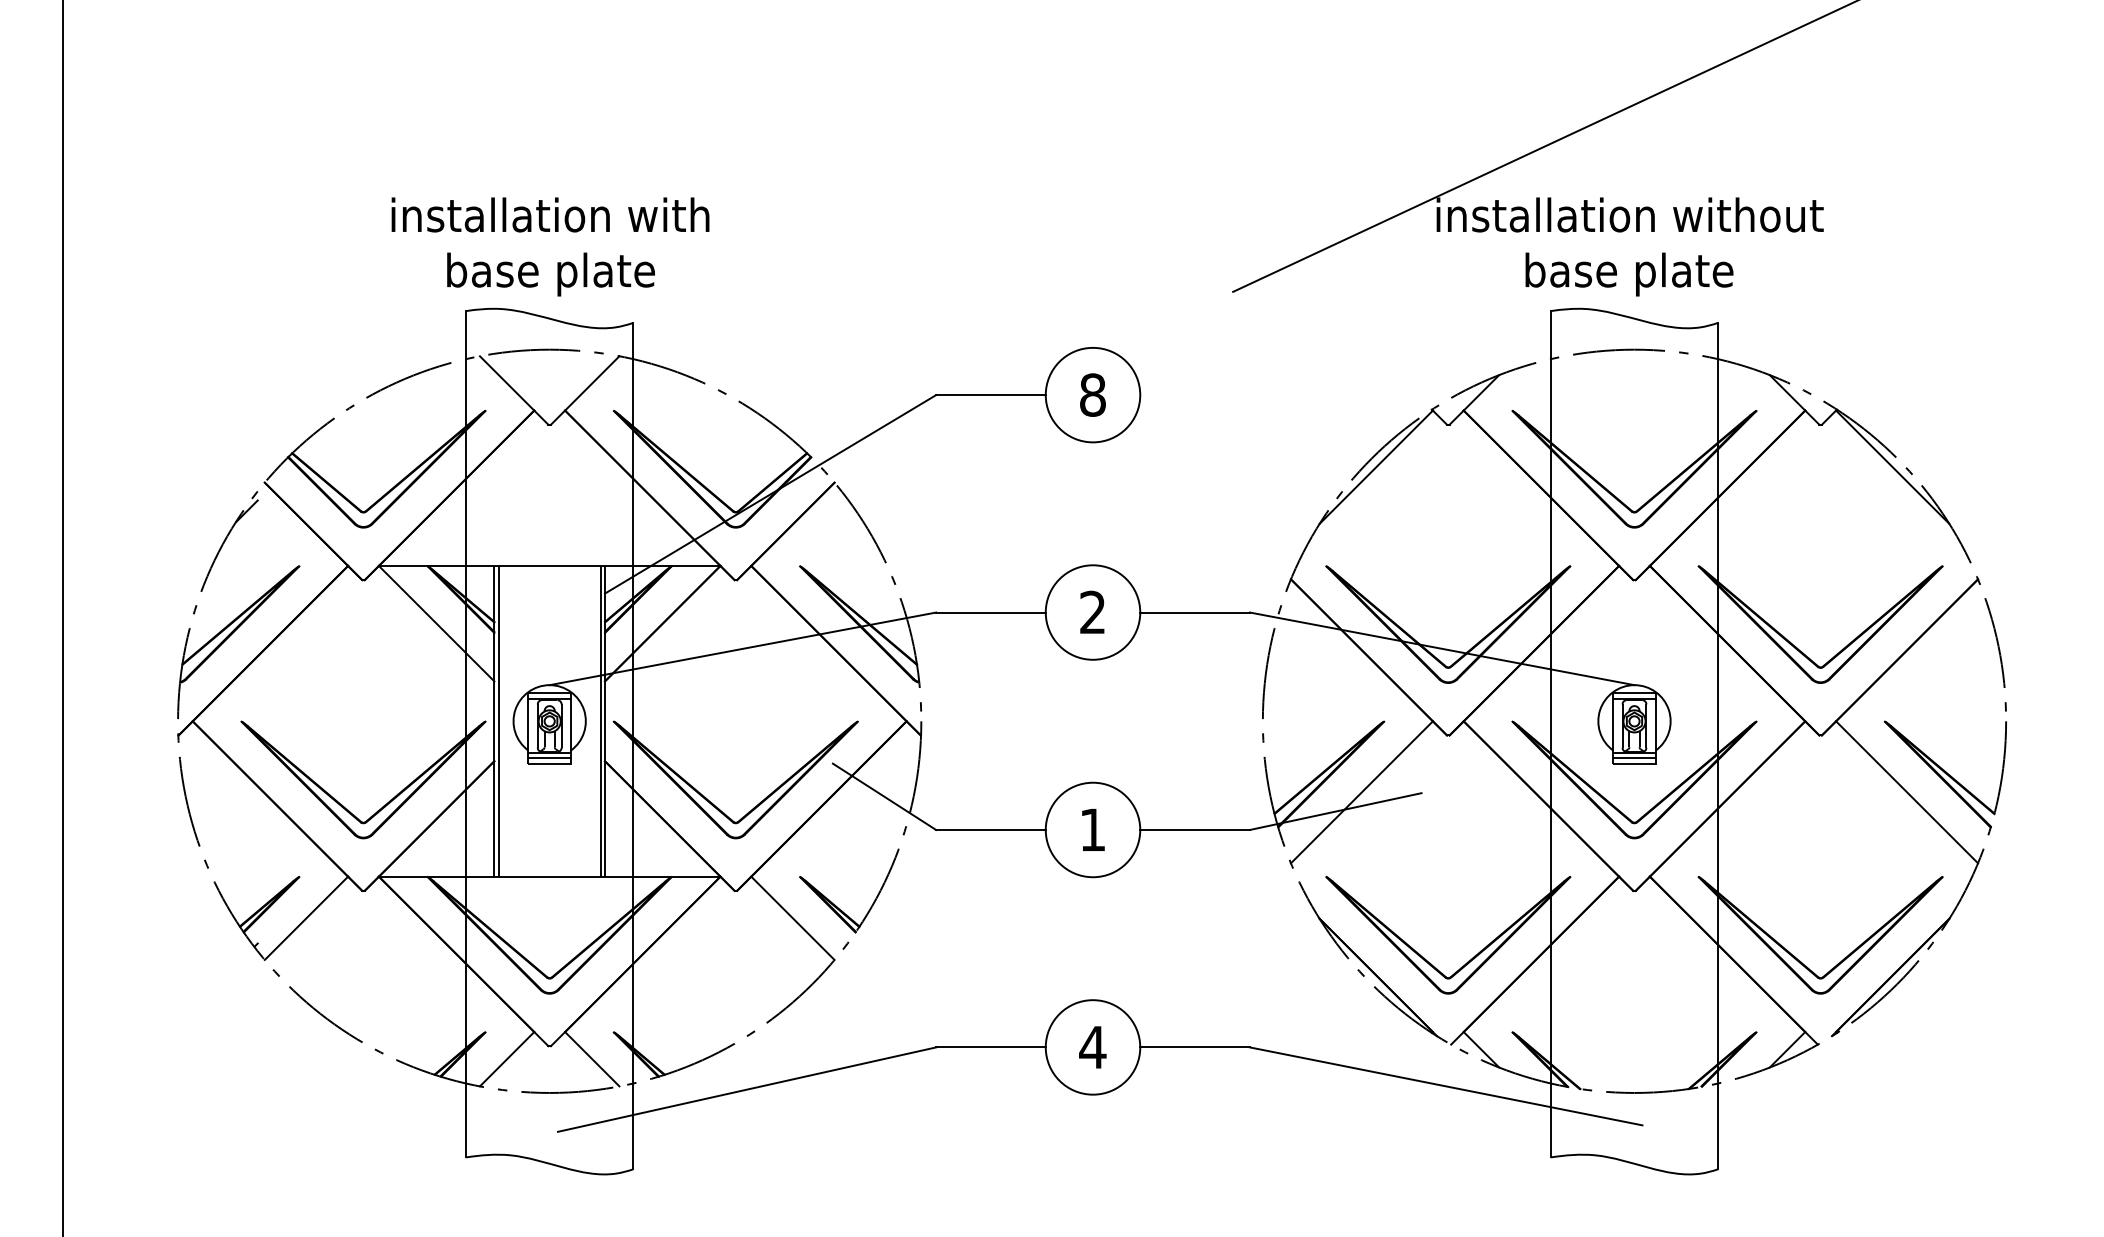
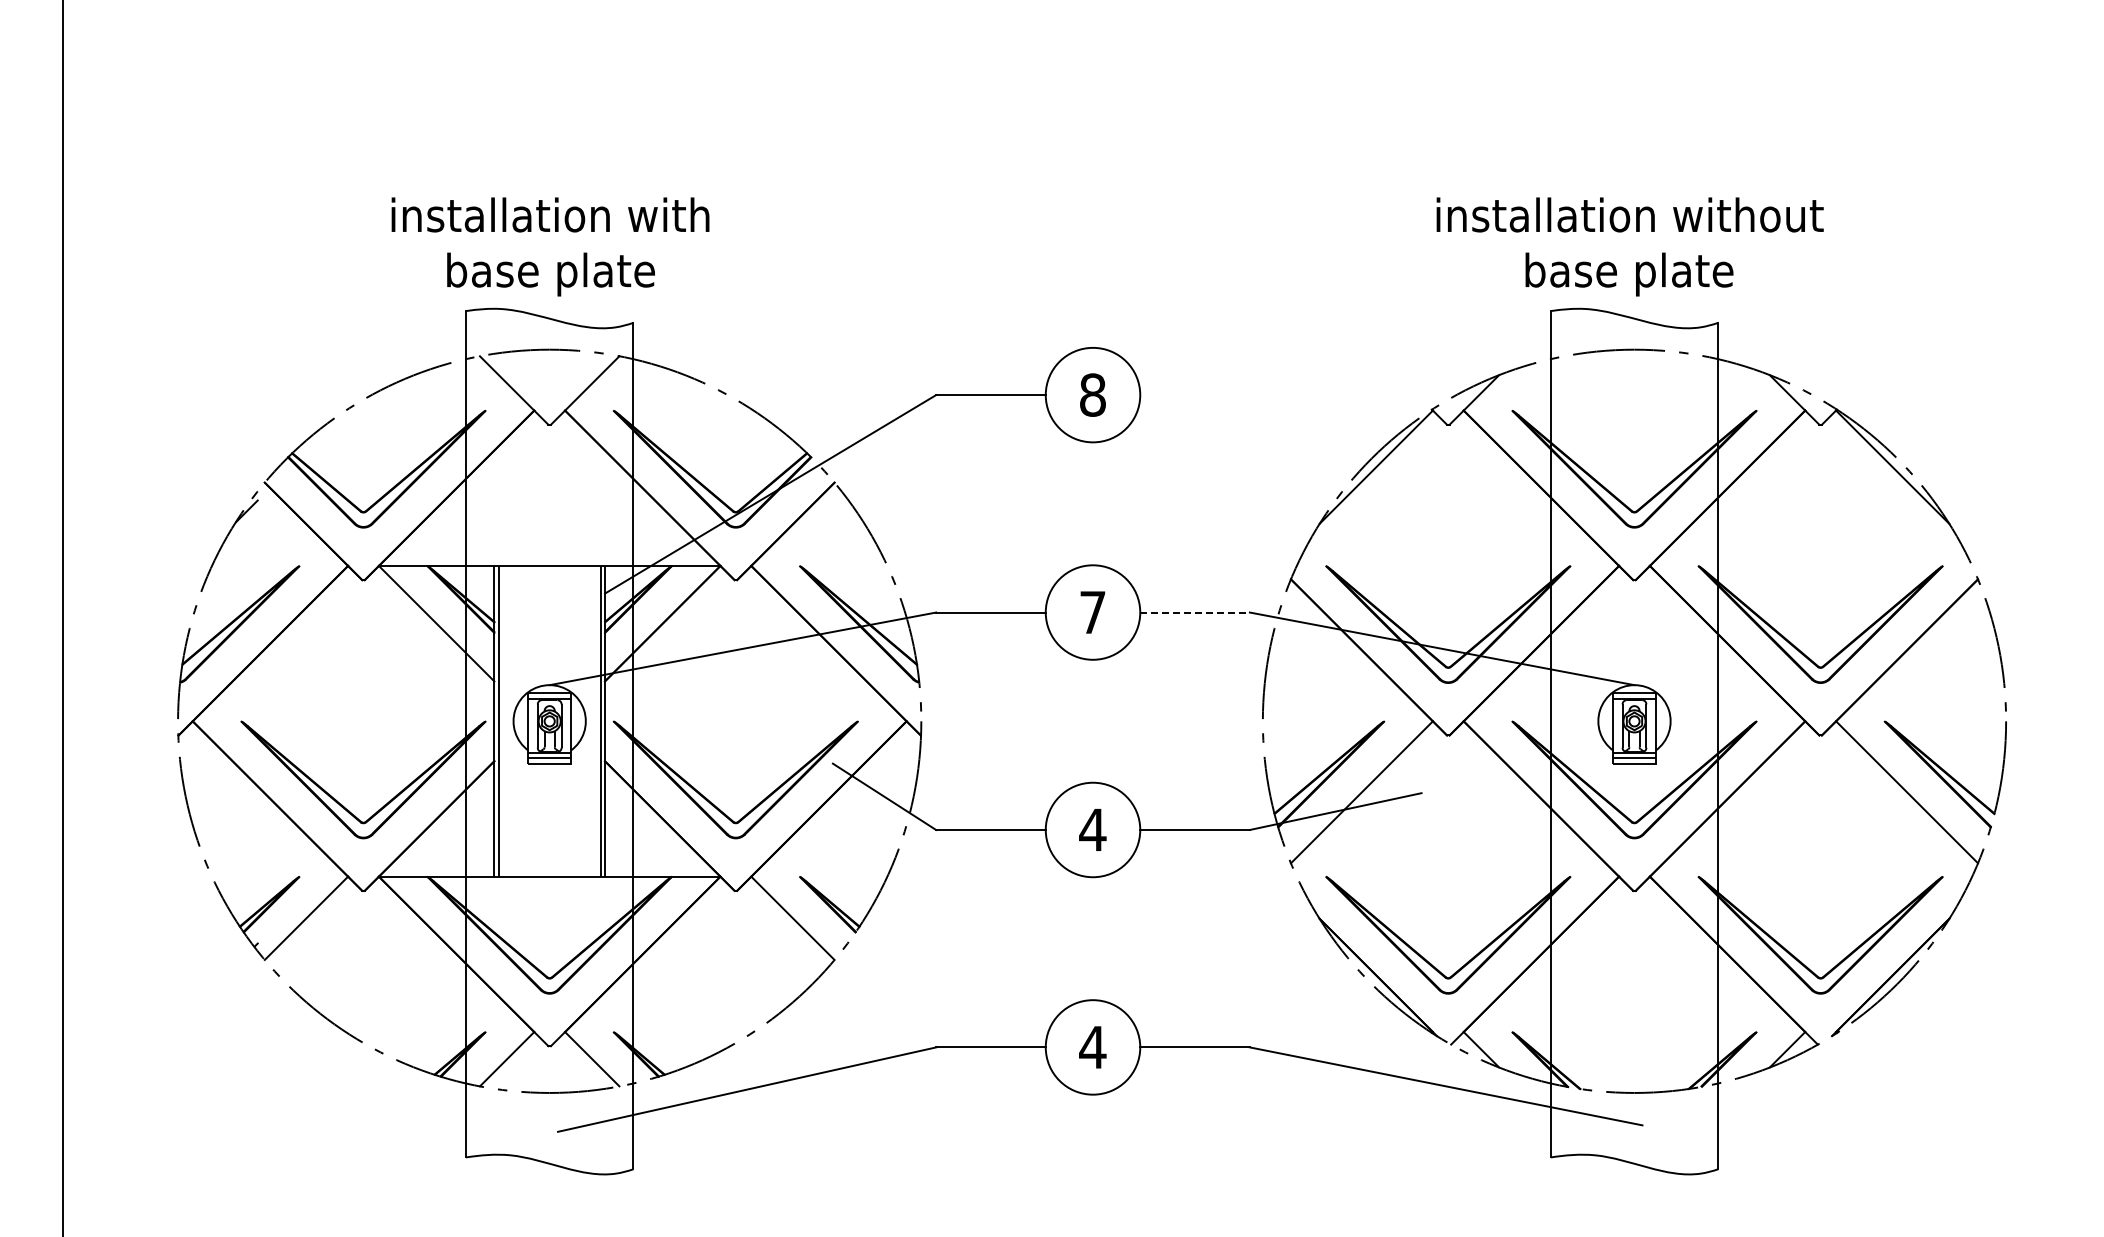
line: present -> none (1543, 146)
text: 2 -> 7 (1092, 611)
line: solid -> dashed (1195, 612)
text: 1 -> 4 (1092, 829)
